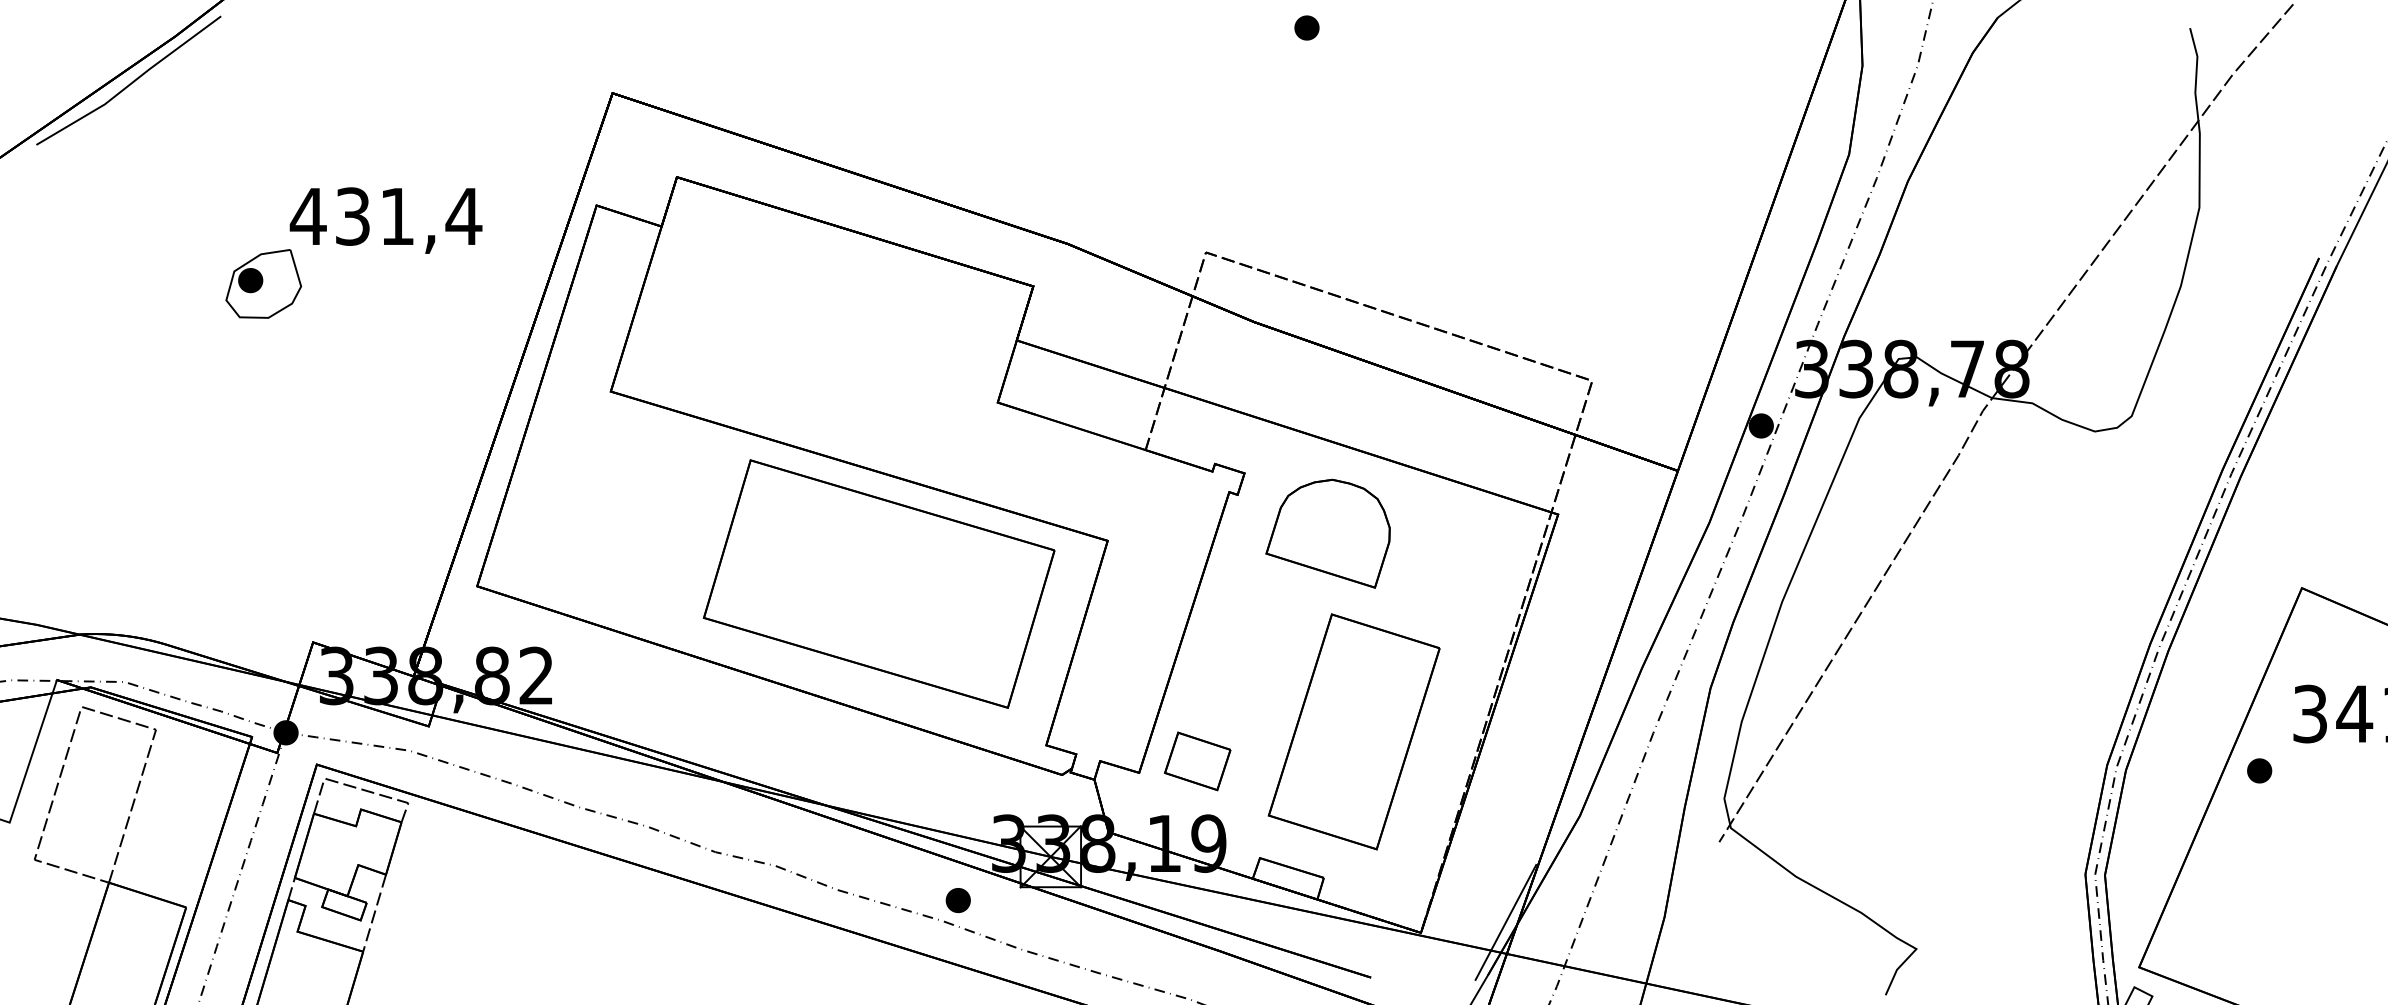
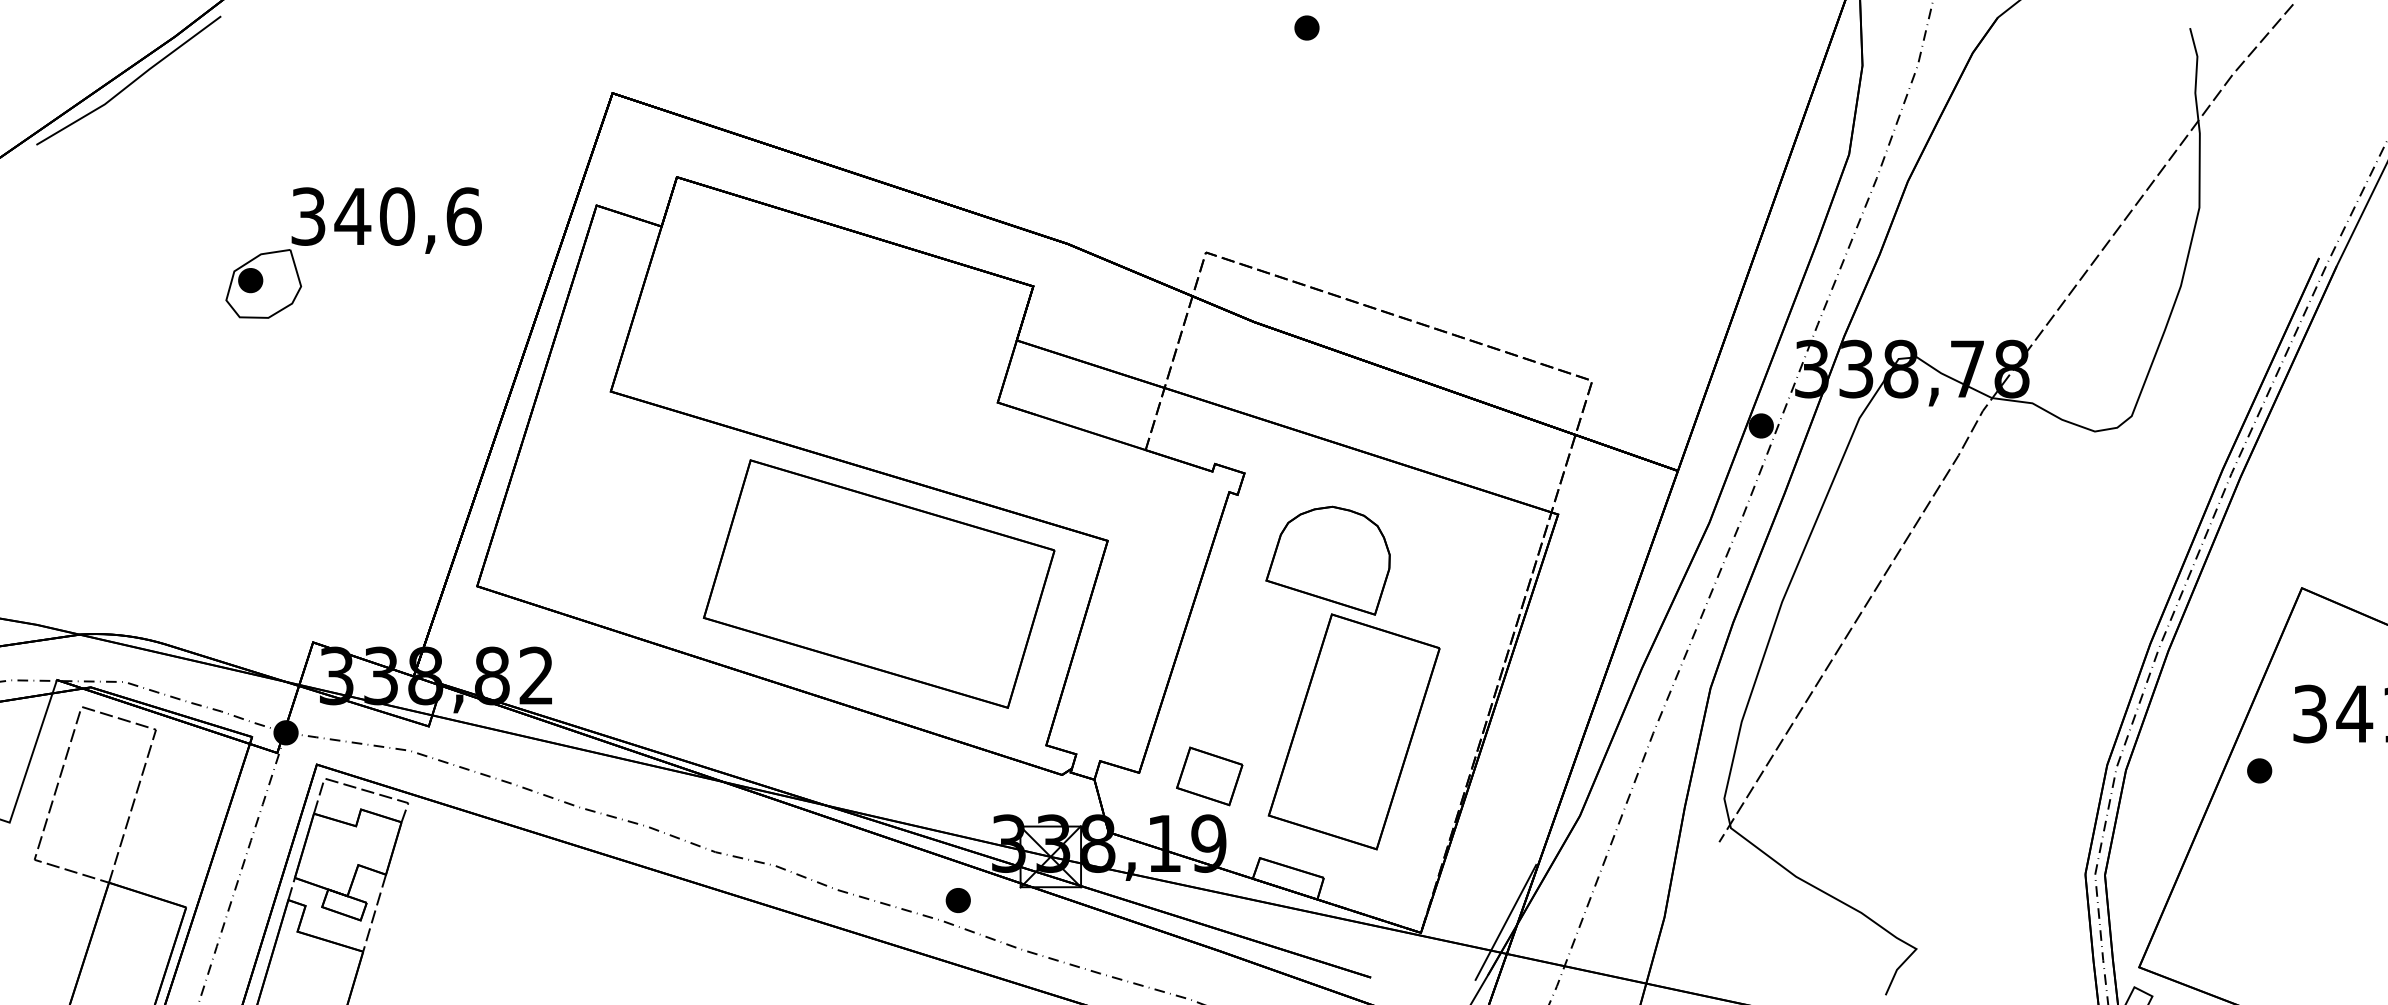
text: 431,4 -> 340,6 (385, 216)
part position: (1327, 533) -> (1327, 560) (1327, 560)
part position: (1197, 761) -> (1209, 776) (1209, 776)
